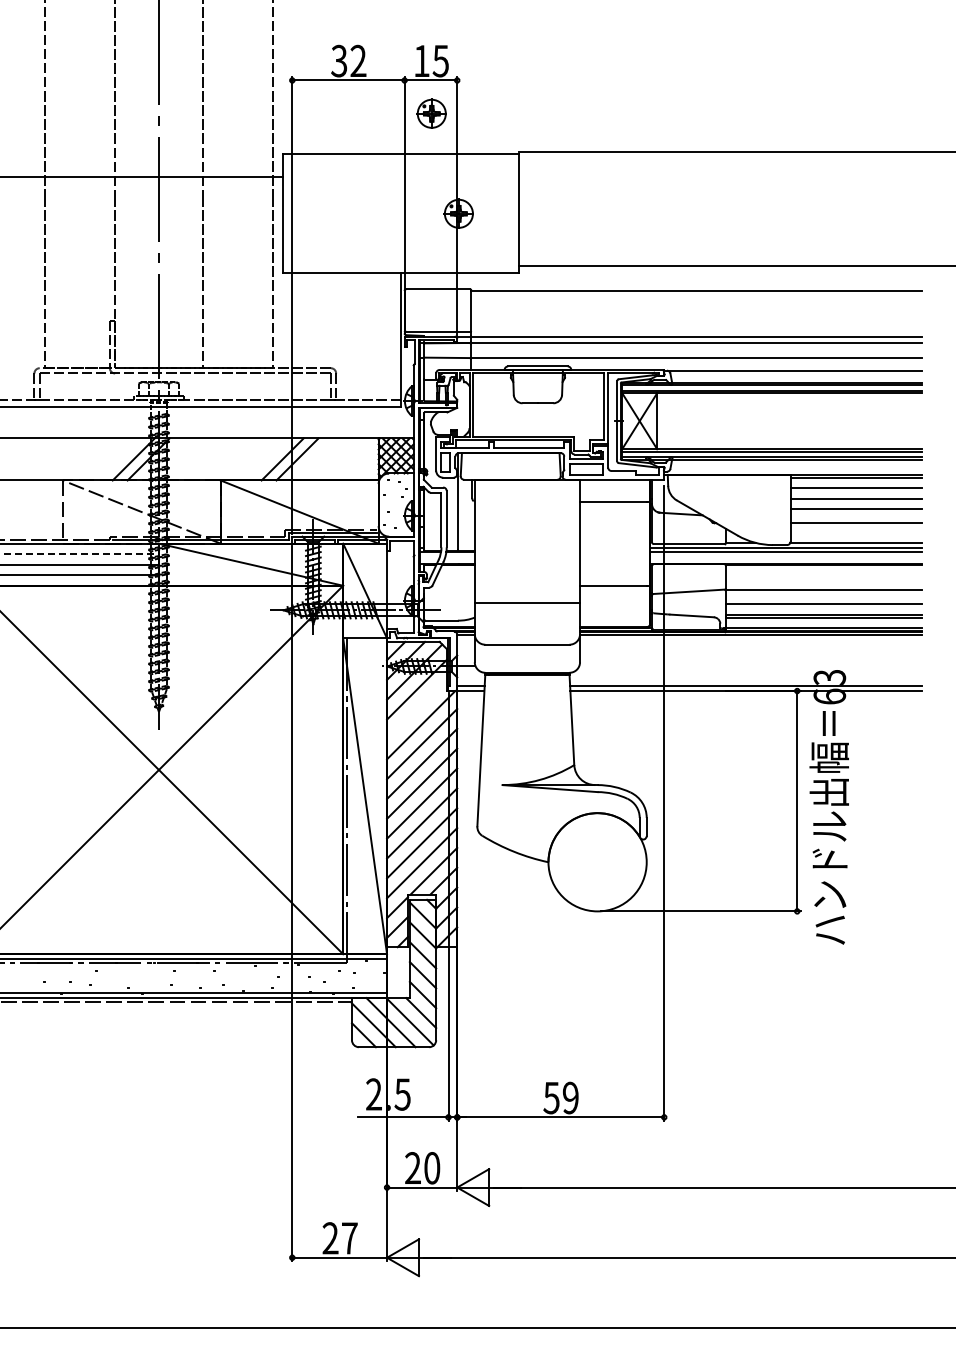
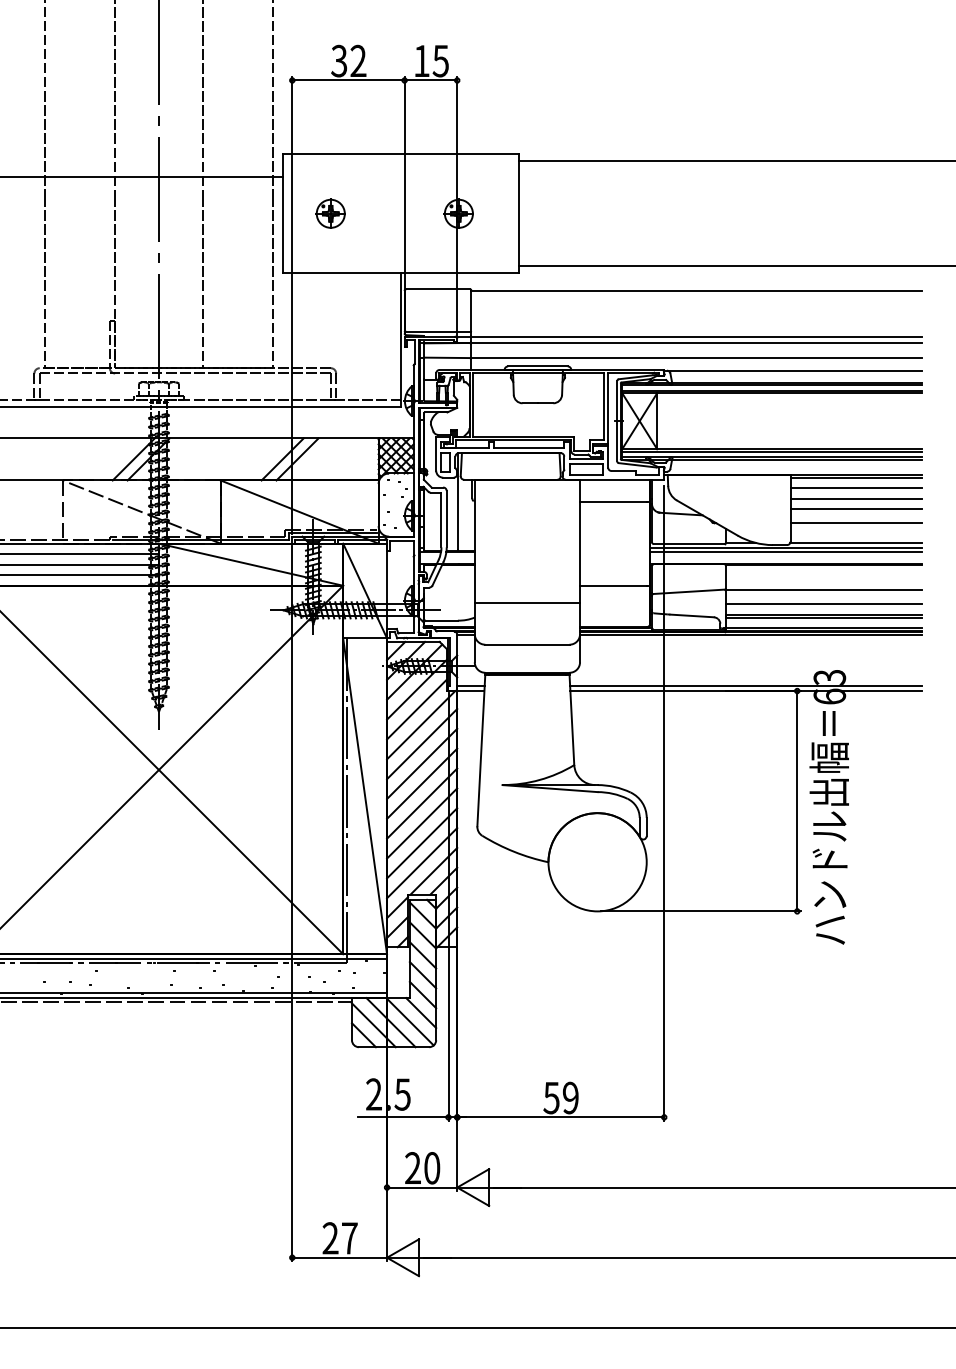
part position: (431, 113) -> (330, 213) (330, 213)
line position: (735, 152) -> (735, 161) (735, 161)
line: dashed -> solid (80, 554)
line: none -> present (416, 709)
